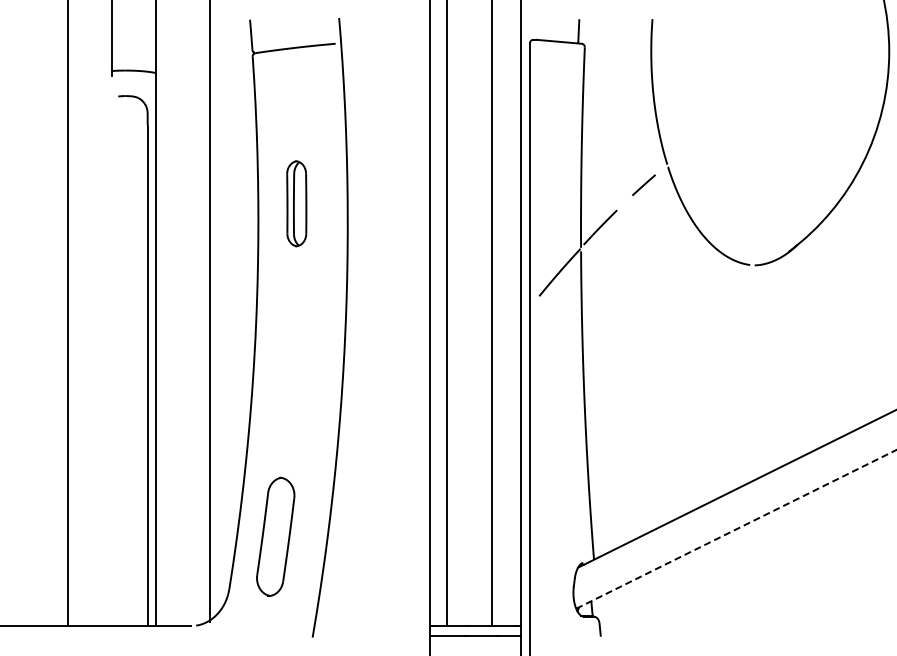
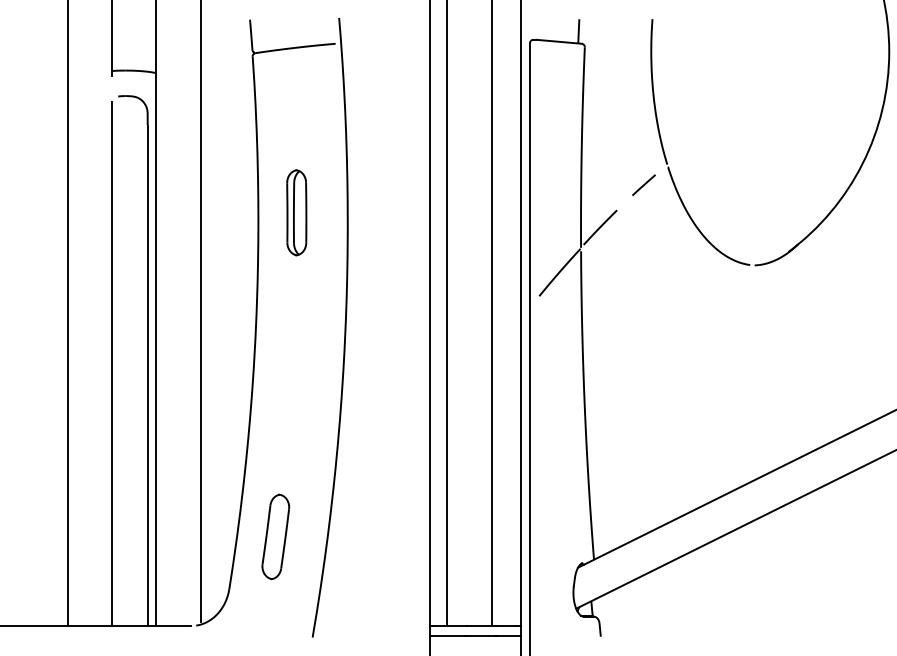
part position: (296, 203) -> (296, 212) (296, 212)
line position: (209, 312) -> (200, 312) (200, 312)
line: none -> present (111, 364)
line: dashed -> solid (736, 529)
part size: 40x121 px -> 30x88 px (275, 536)
